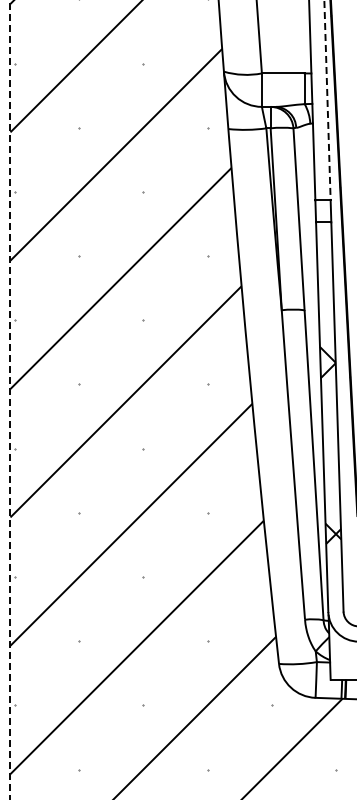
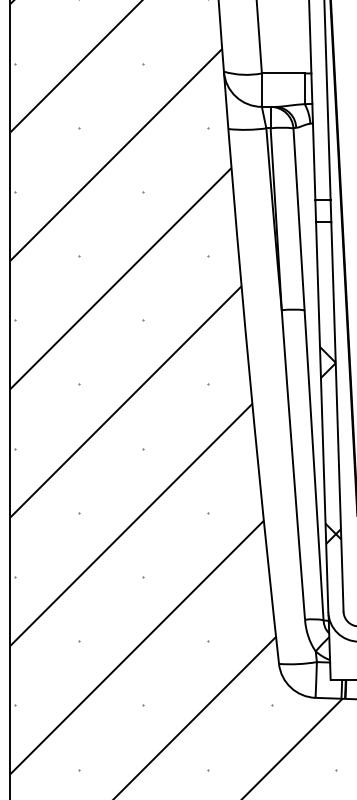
line: dashed -> solid (327, 100)
line: dashed -> solid (10, 399)
